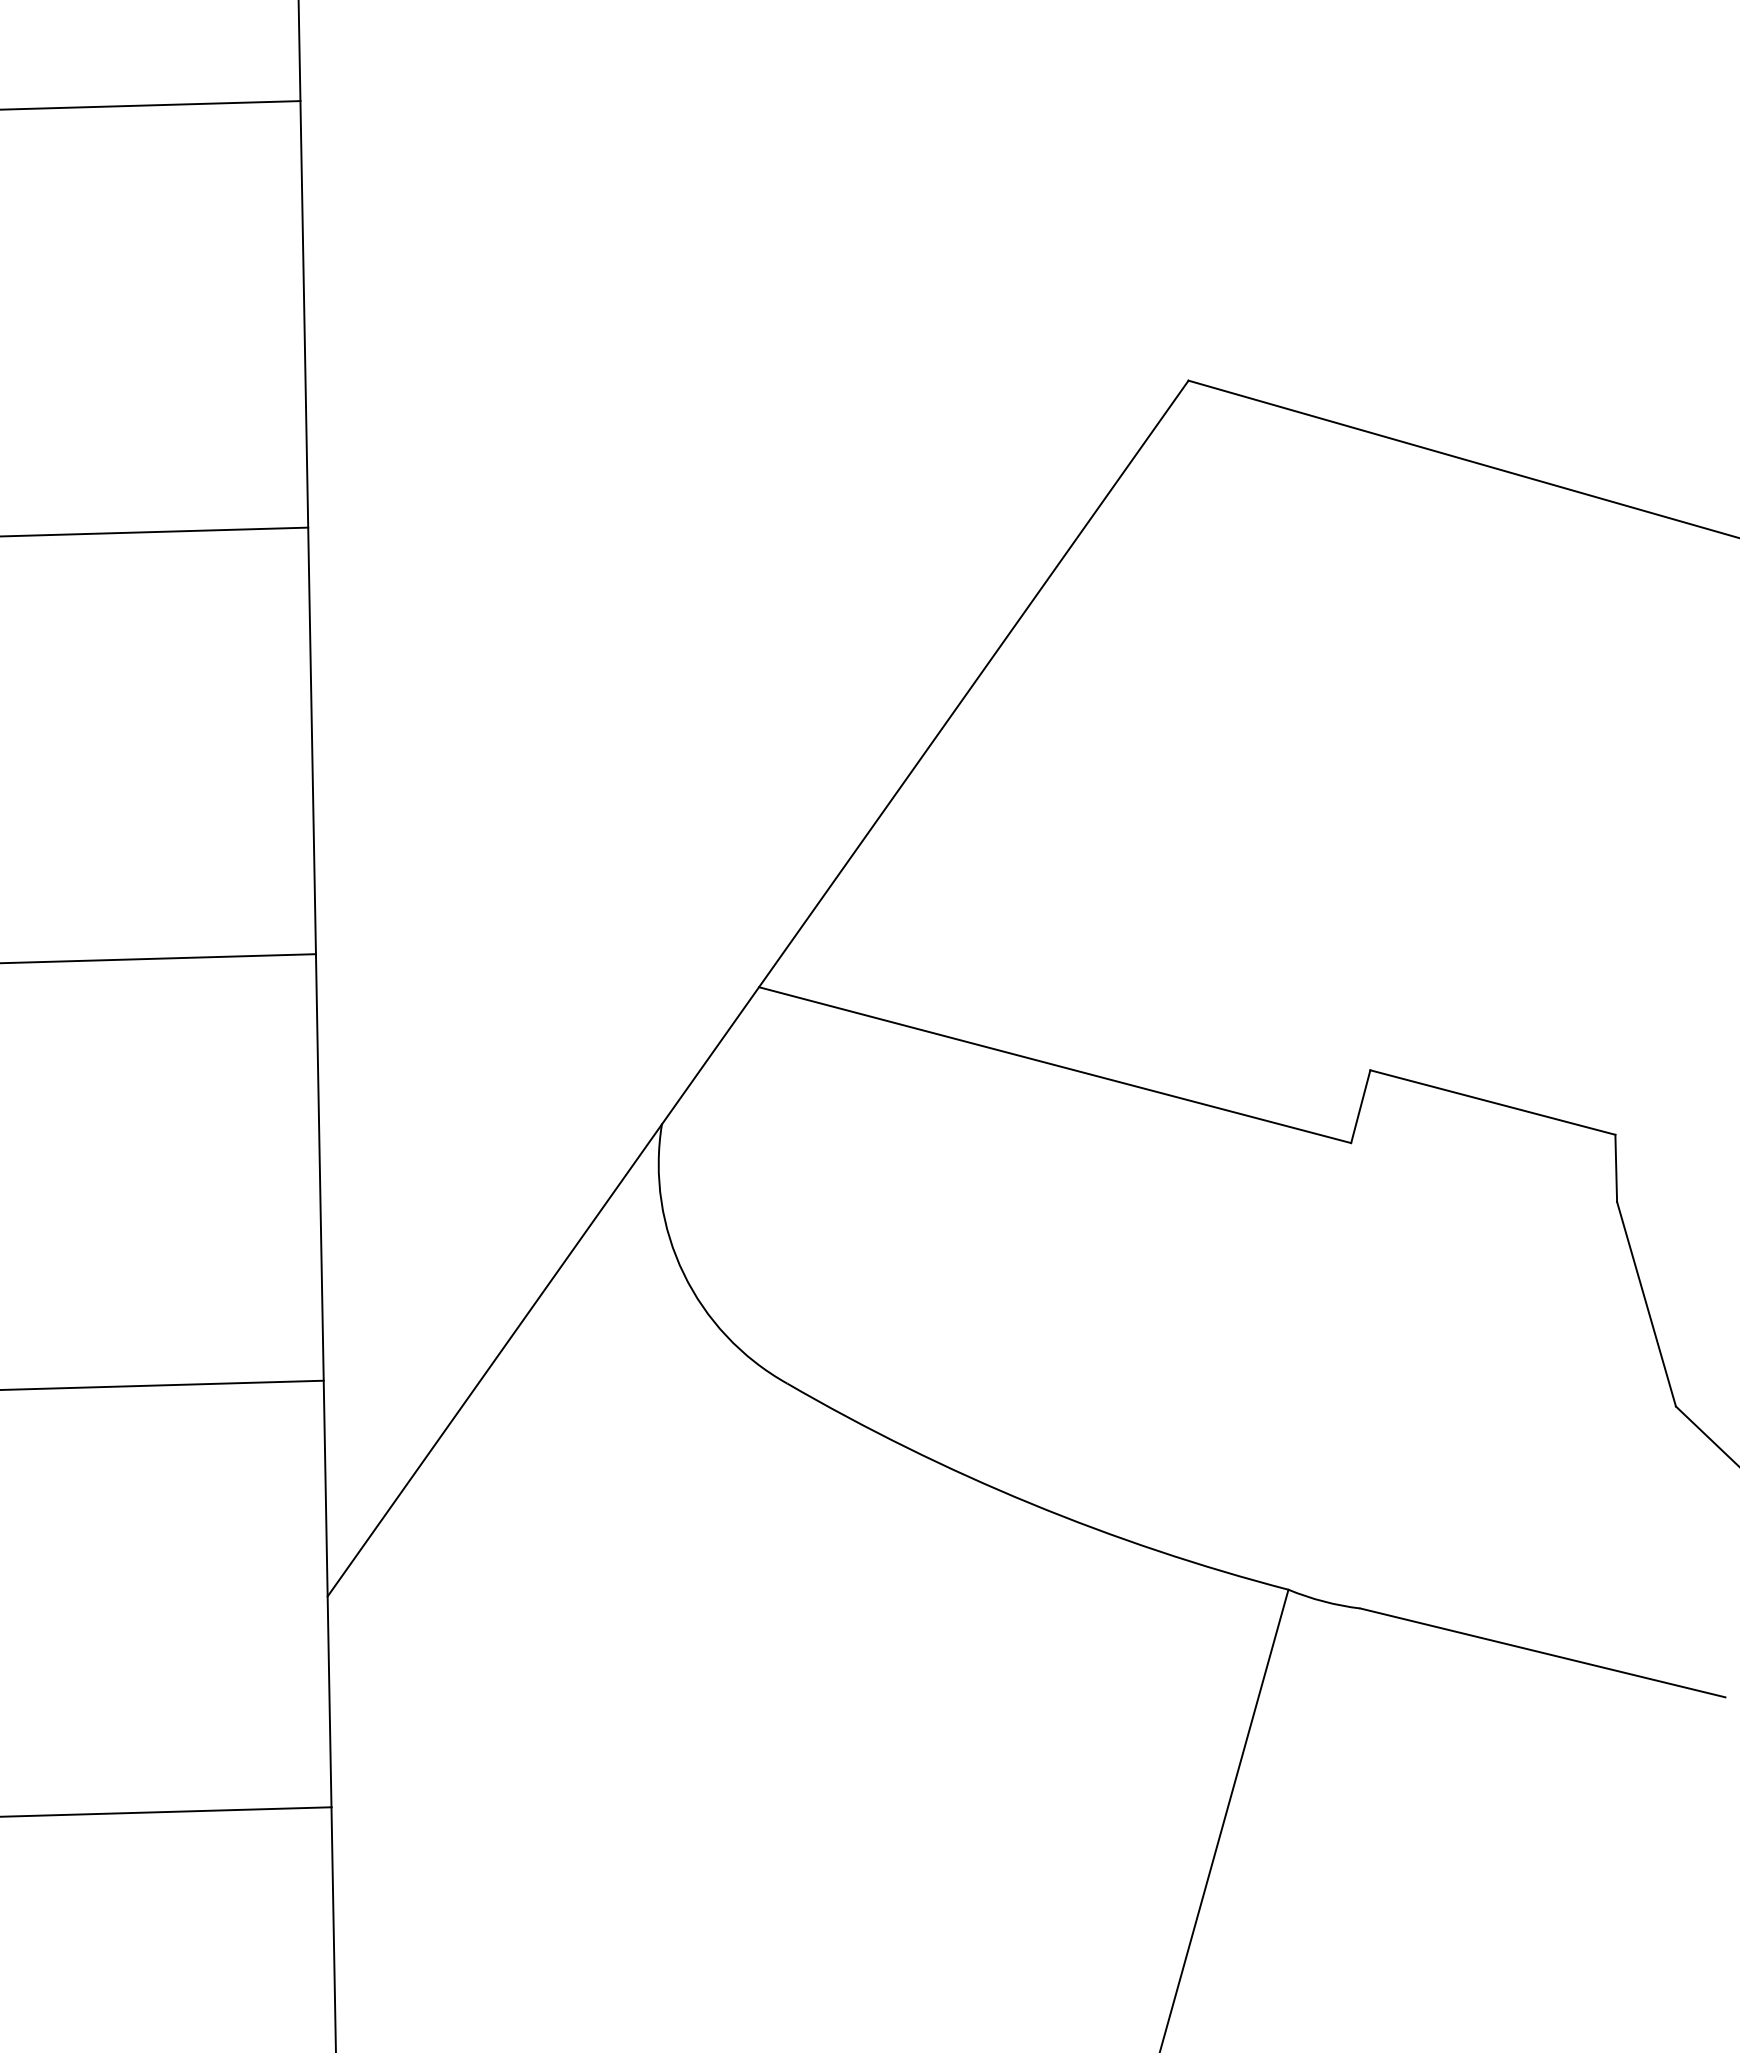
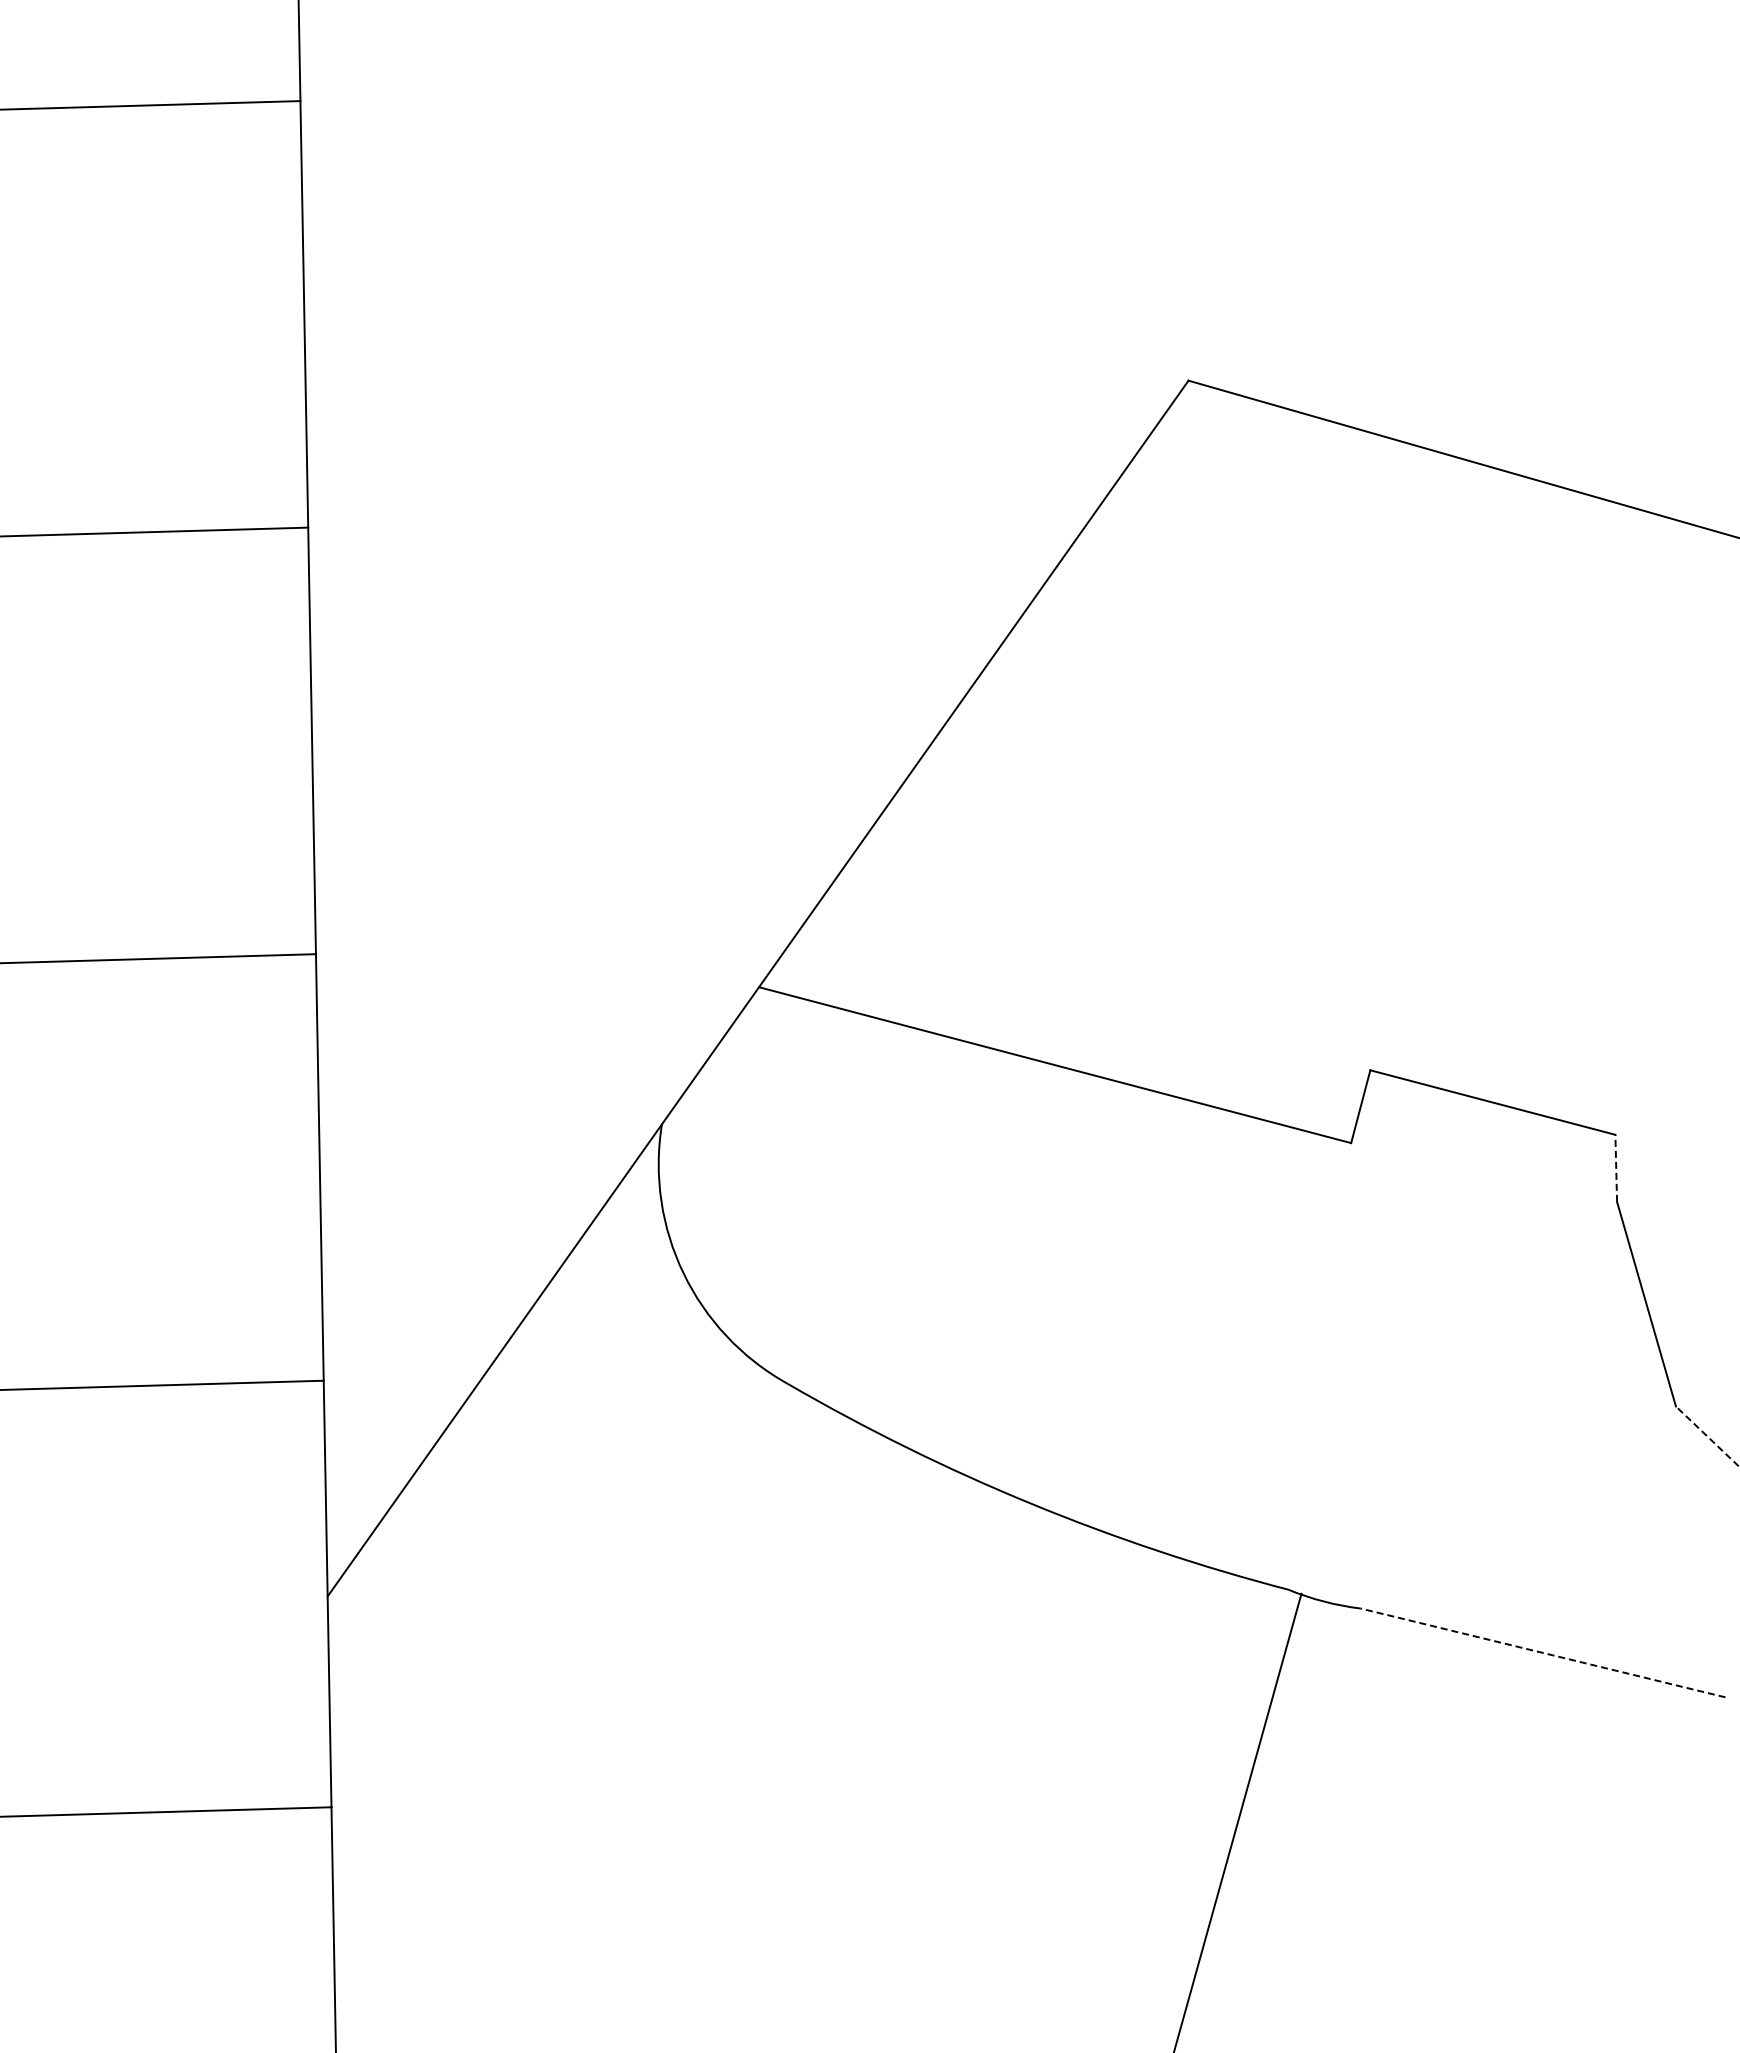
line: solid -> dashed (1616, 1168)
line: solid -> dashed (1707, 1436)
line: solid -> dashed (1542, 1652)
line position: (1224, 1819) -> (1237, 1821) (1237, 1821)
